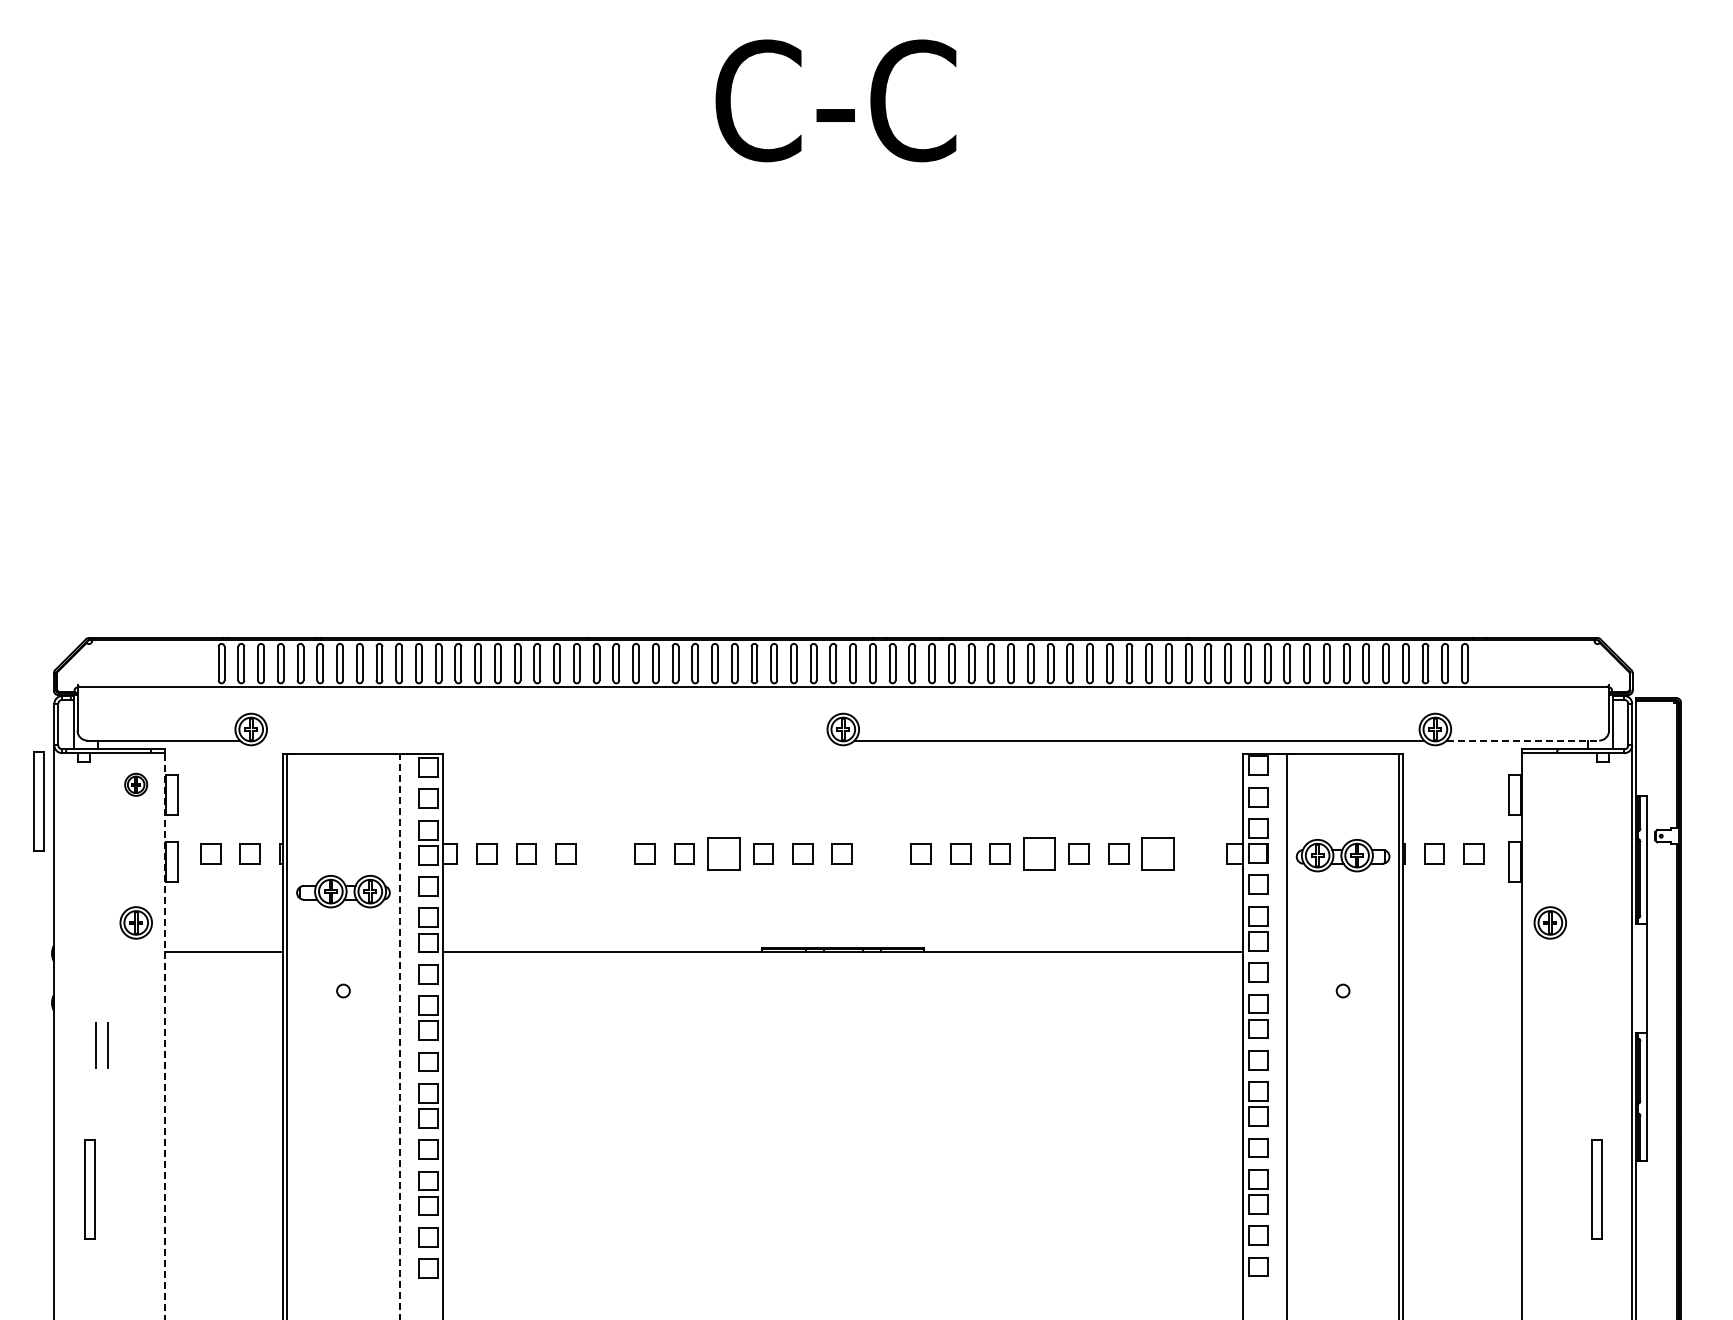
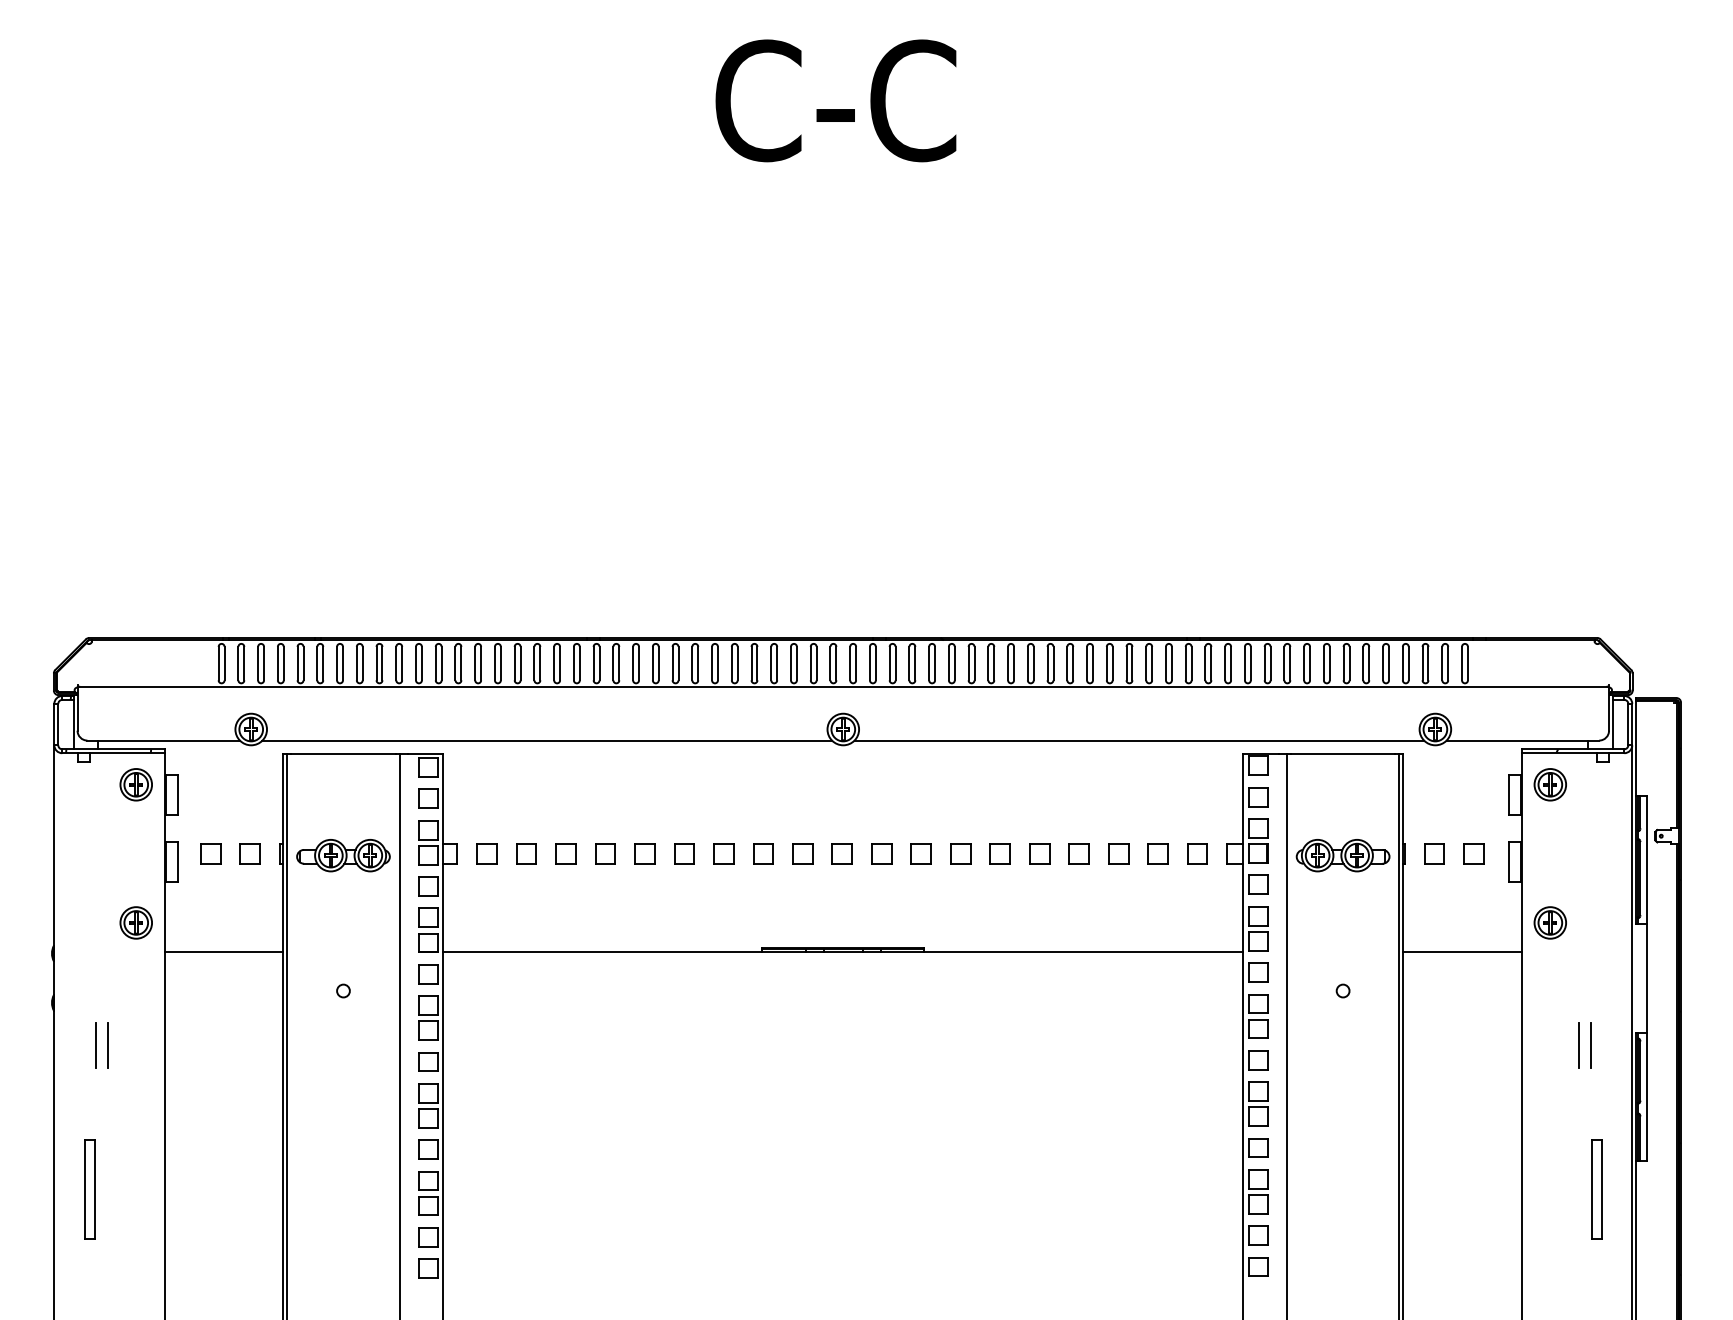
line: none -> present (547, 740)
line: dashed -> solid (1523, 740)
part size: 25x25 px -> 34x34 px (135, 784)
part: none -> present (1549, 784)
part: present -> none (38, 801)
part: none -> present (605, 853)
part size: 34x34 px -> 22x22 px (723, 853)
part: none -> present (881, 853)
part size: 33x34 px -> 22x22 px (1039, 853)
part size: 34x34 px -> 22x22 px (1157, 853)
part: none -> present (1197, 853)
part position: (343, 891) -> (343, 855) (343, 855)
line: none -> present (1462, 951)
line: dashed -> solid (164, 1036)
line: dashed -> solid (399, 1036)
line: none -> present (1578, 1044)
line: none -> present (1590, 1044)
